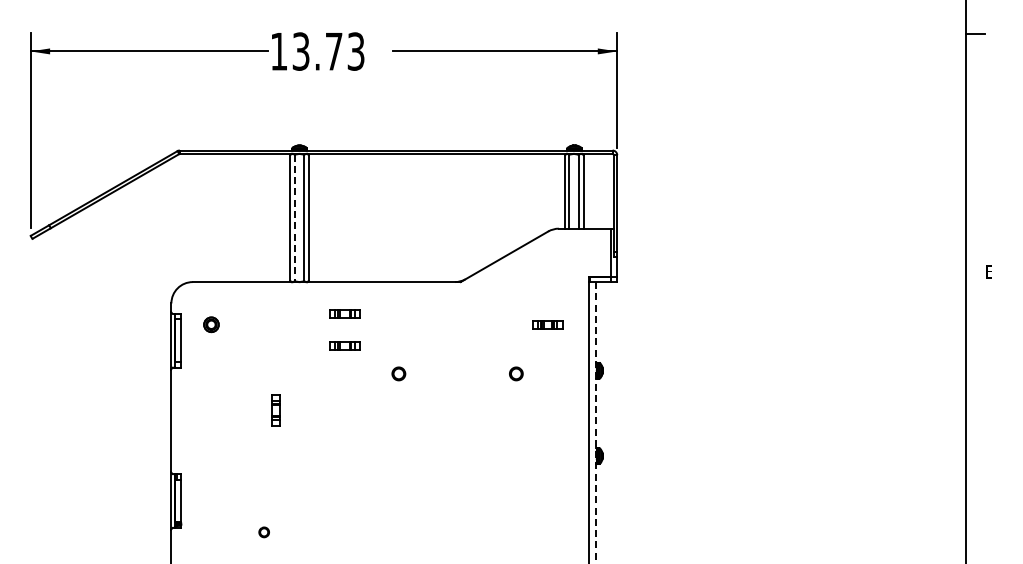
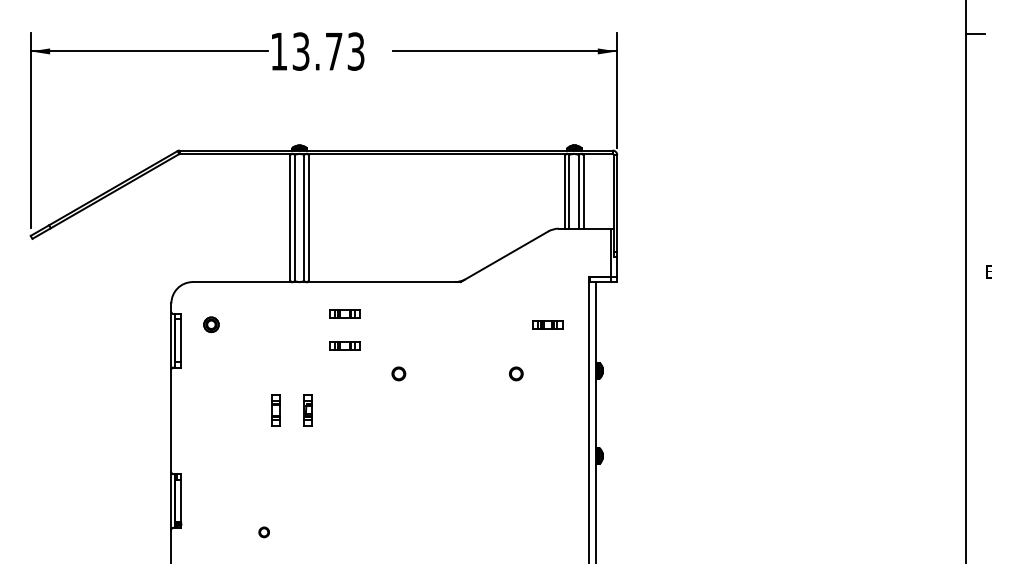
line: dashed -> solid (294, 218)
part: none -> present (307, 410)
line: dashed -> solid (595, 422)
